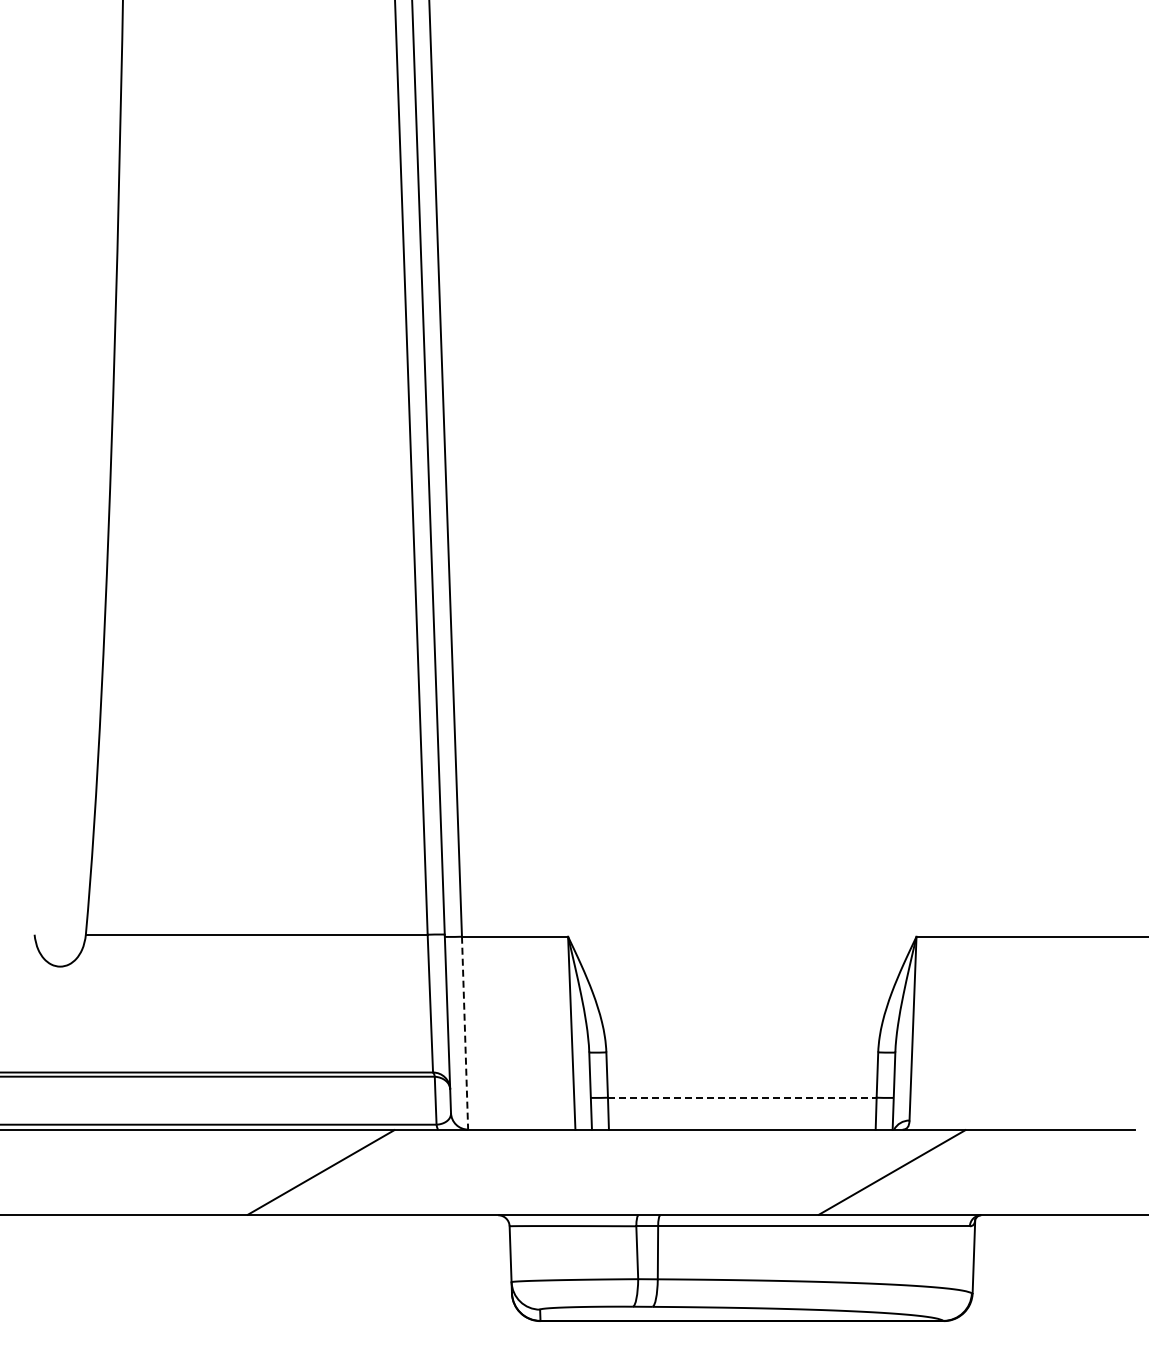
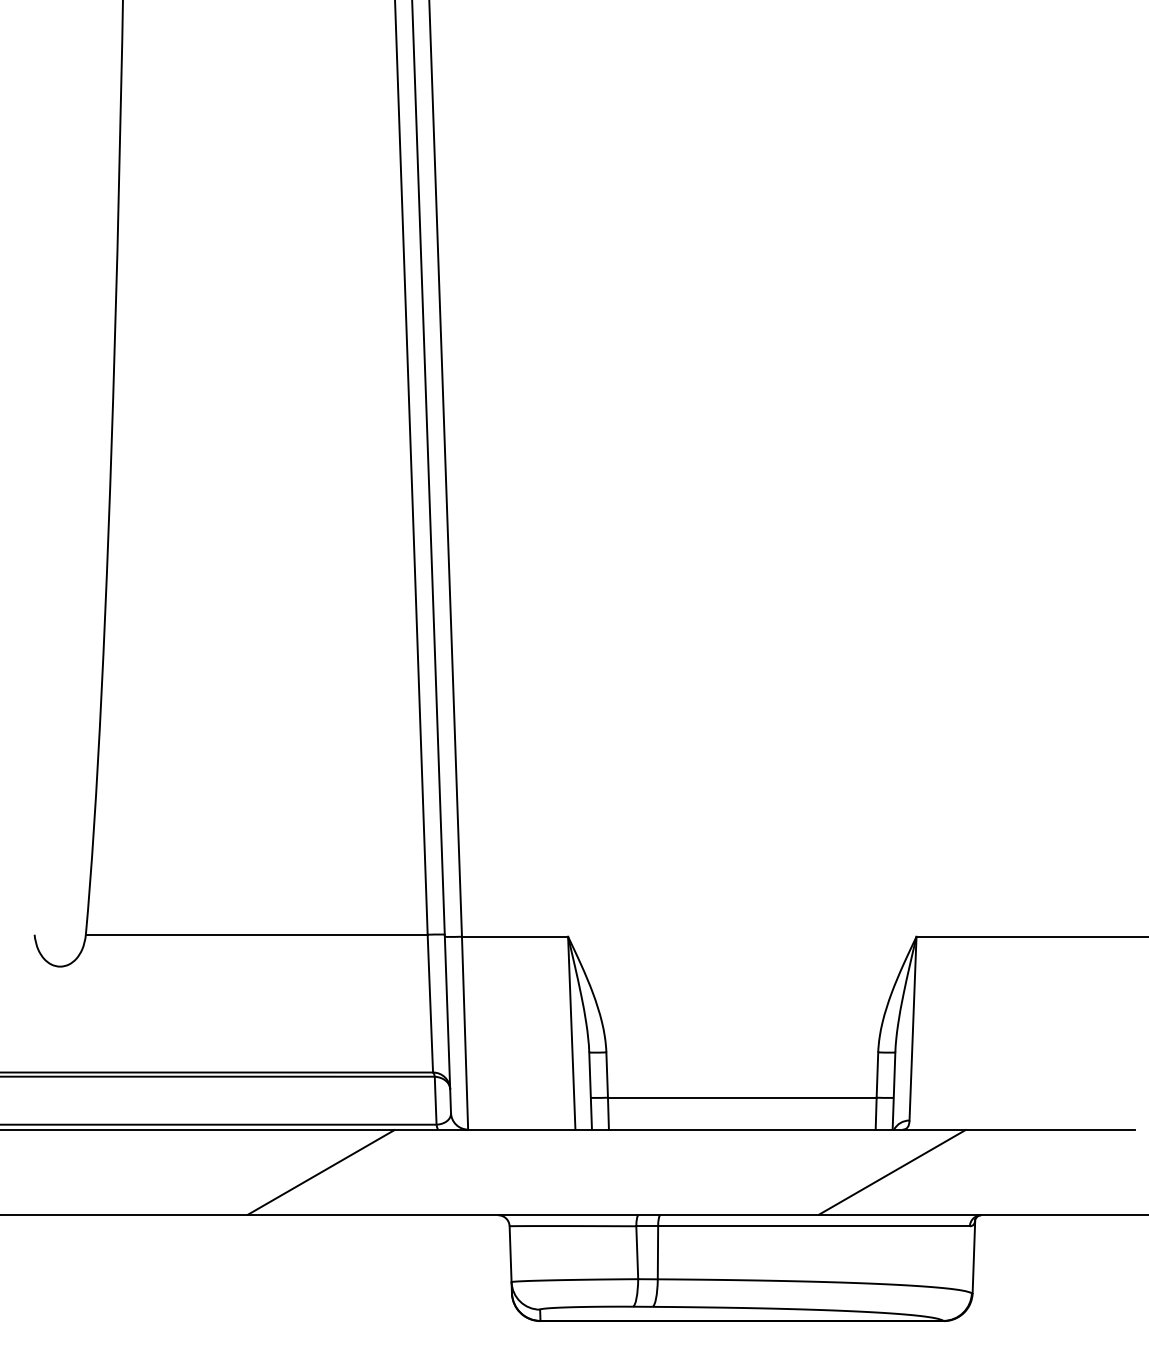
line: dashed -> solid (465, 1033)
line: dashed -> solid (742, 1097)
